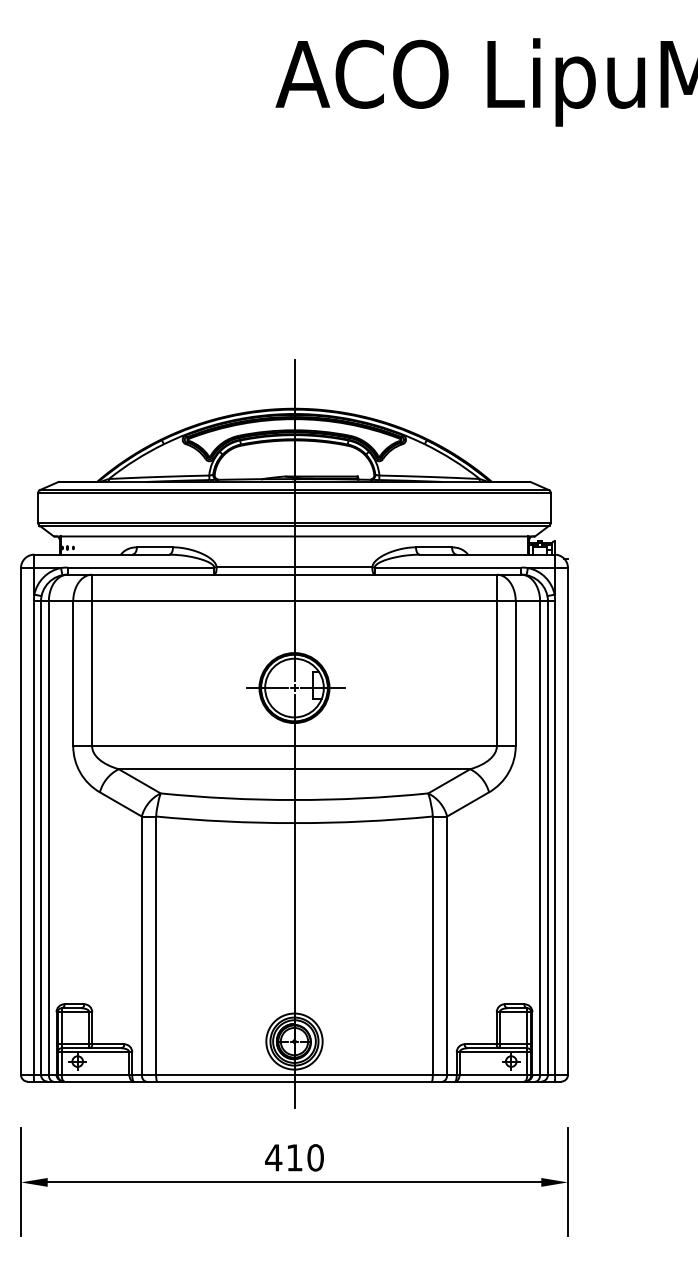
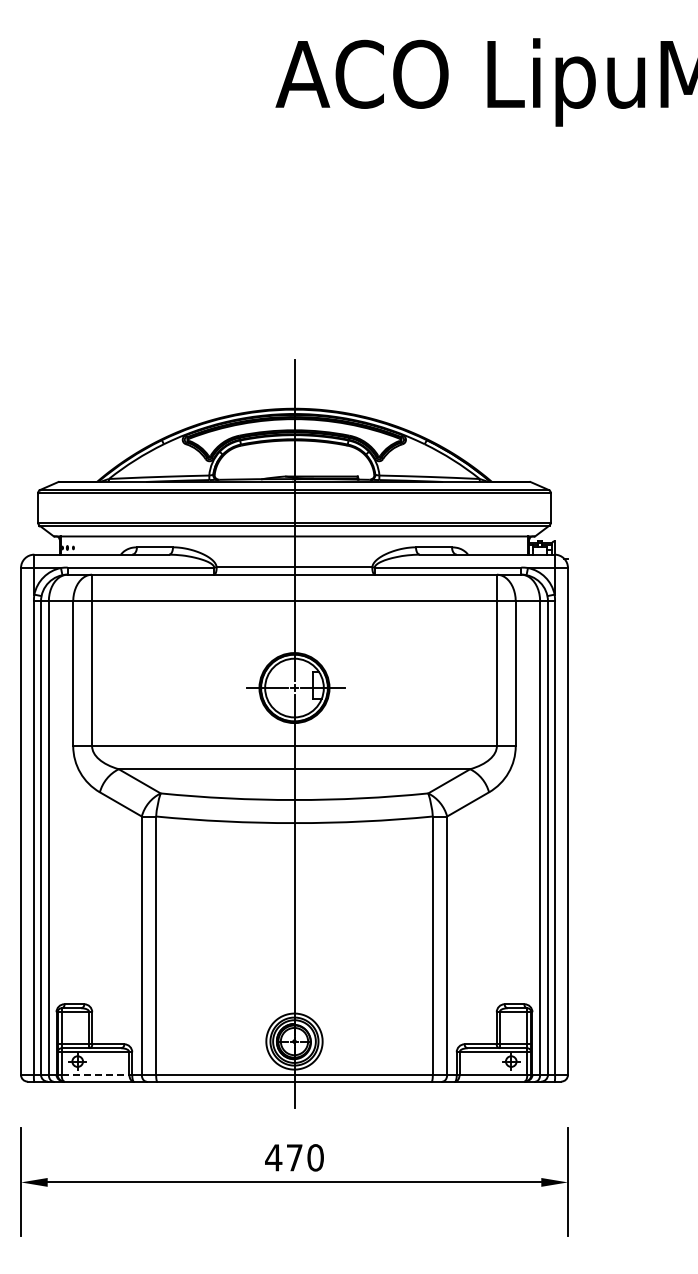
line: solid -> dashed (95, 1074)
text: 410 -> 470 (294, 1157)
